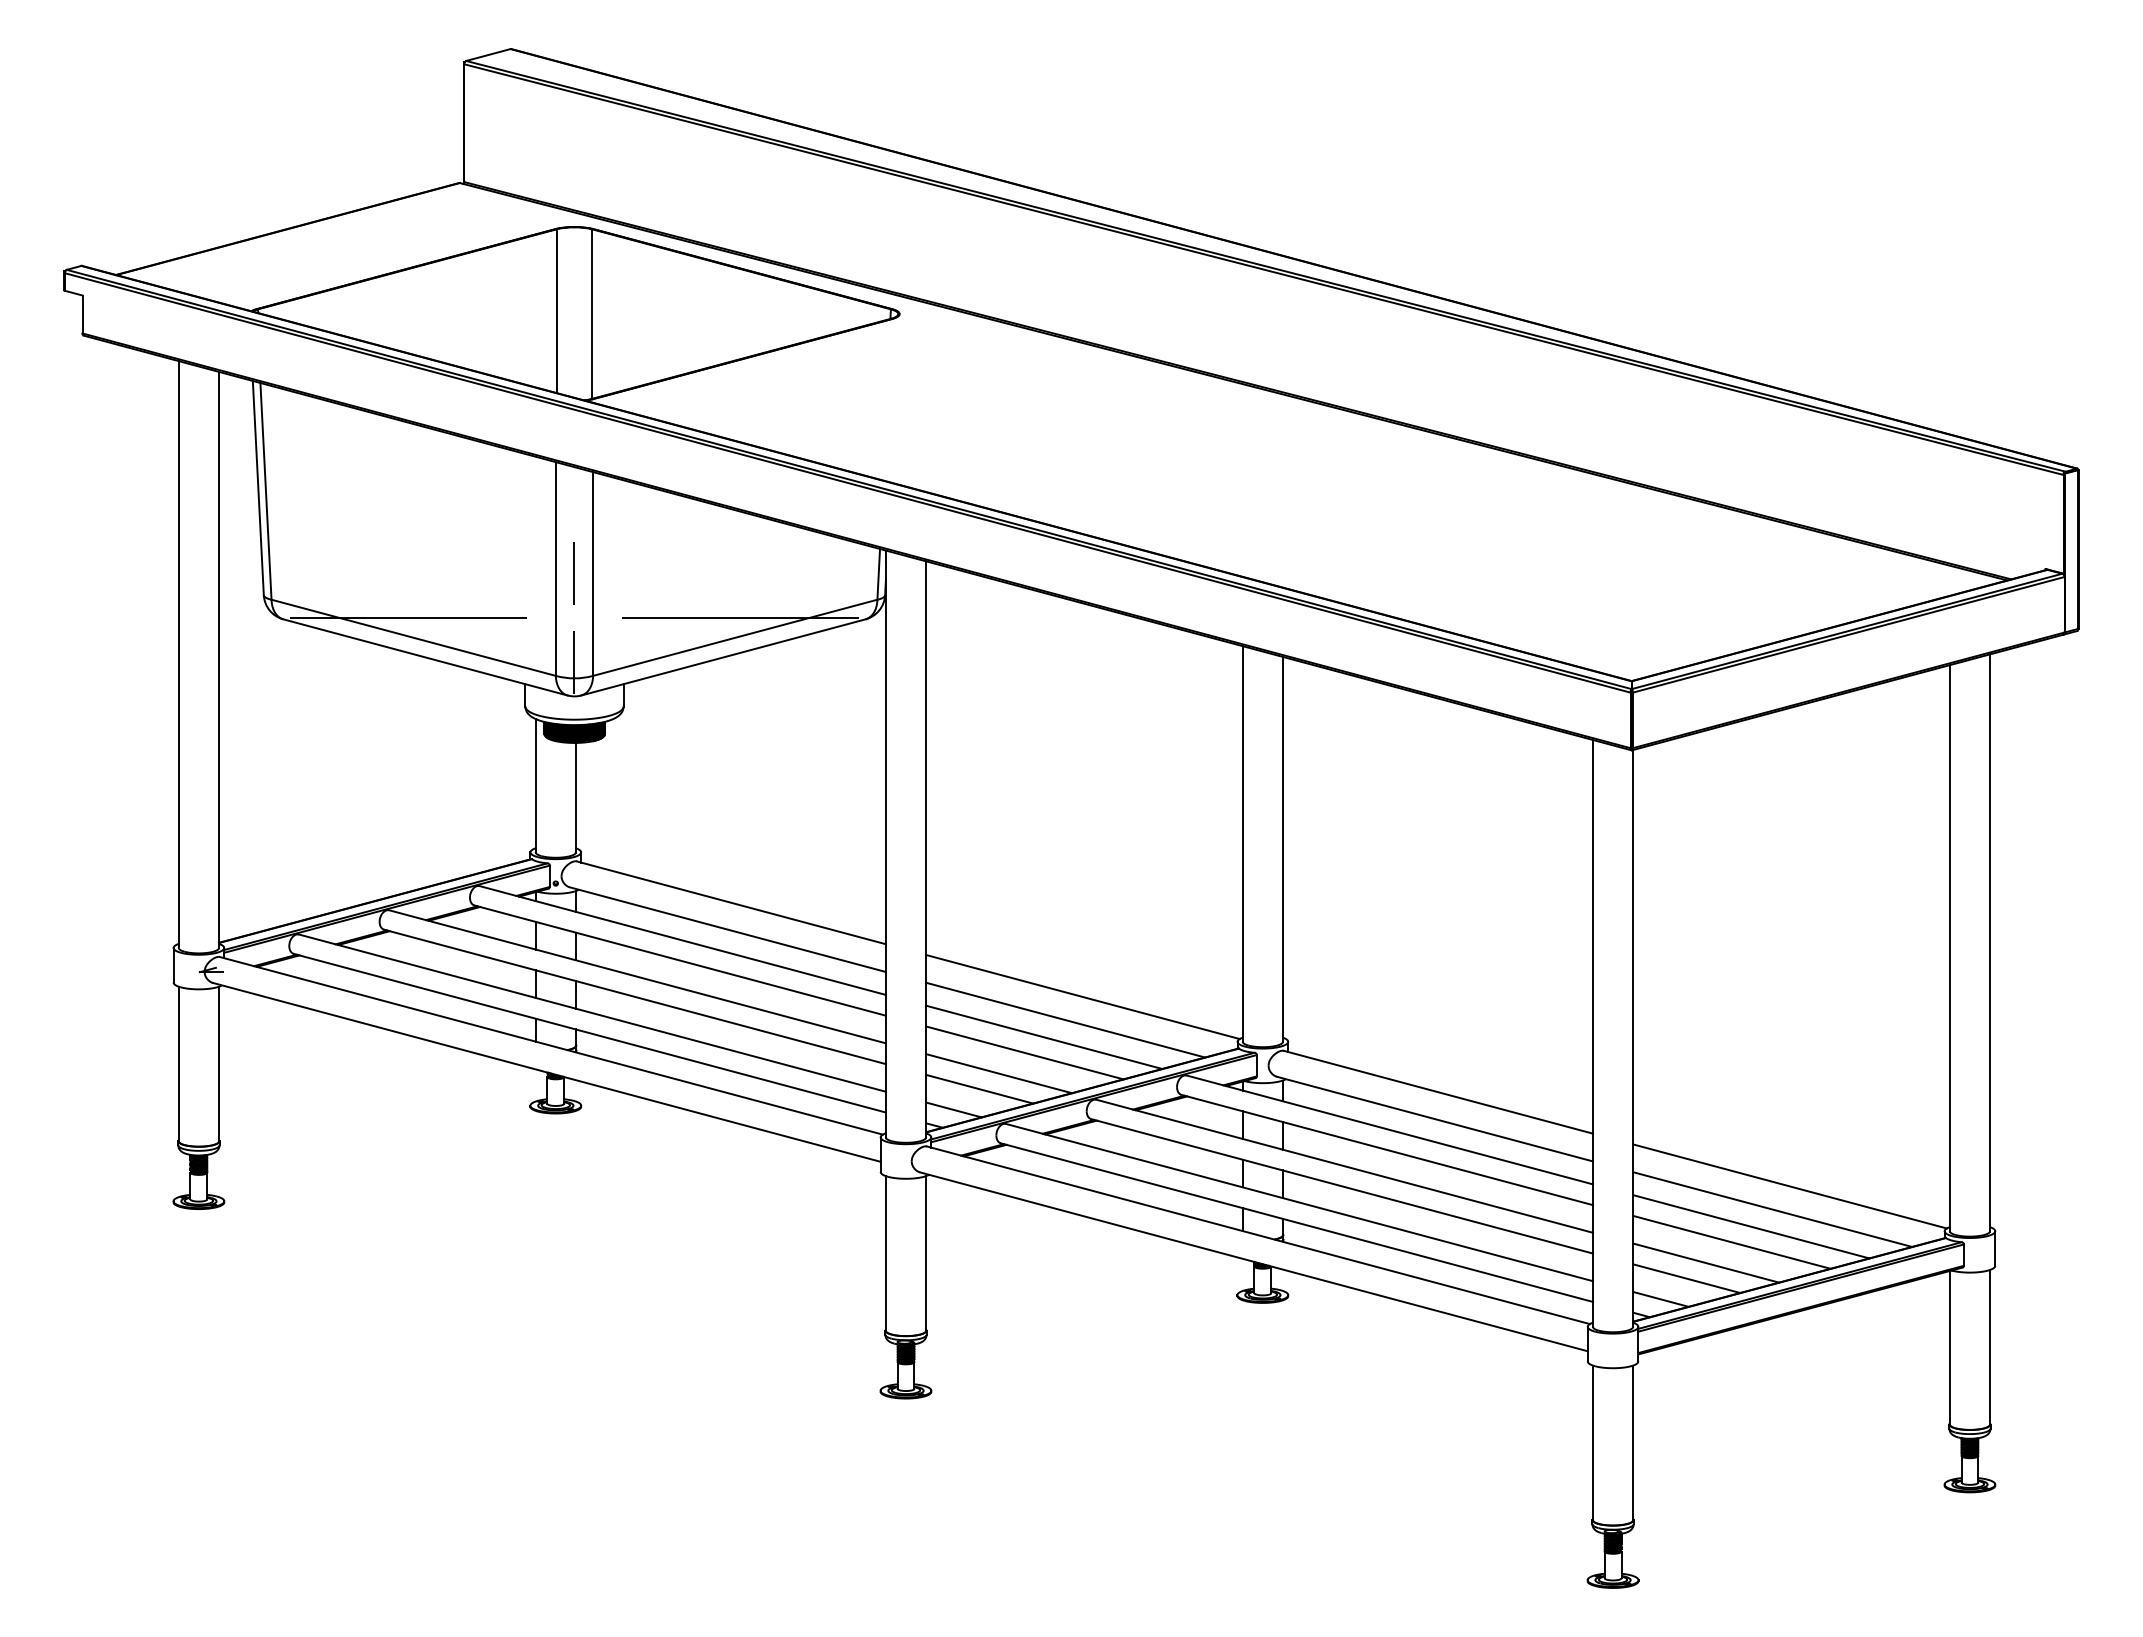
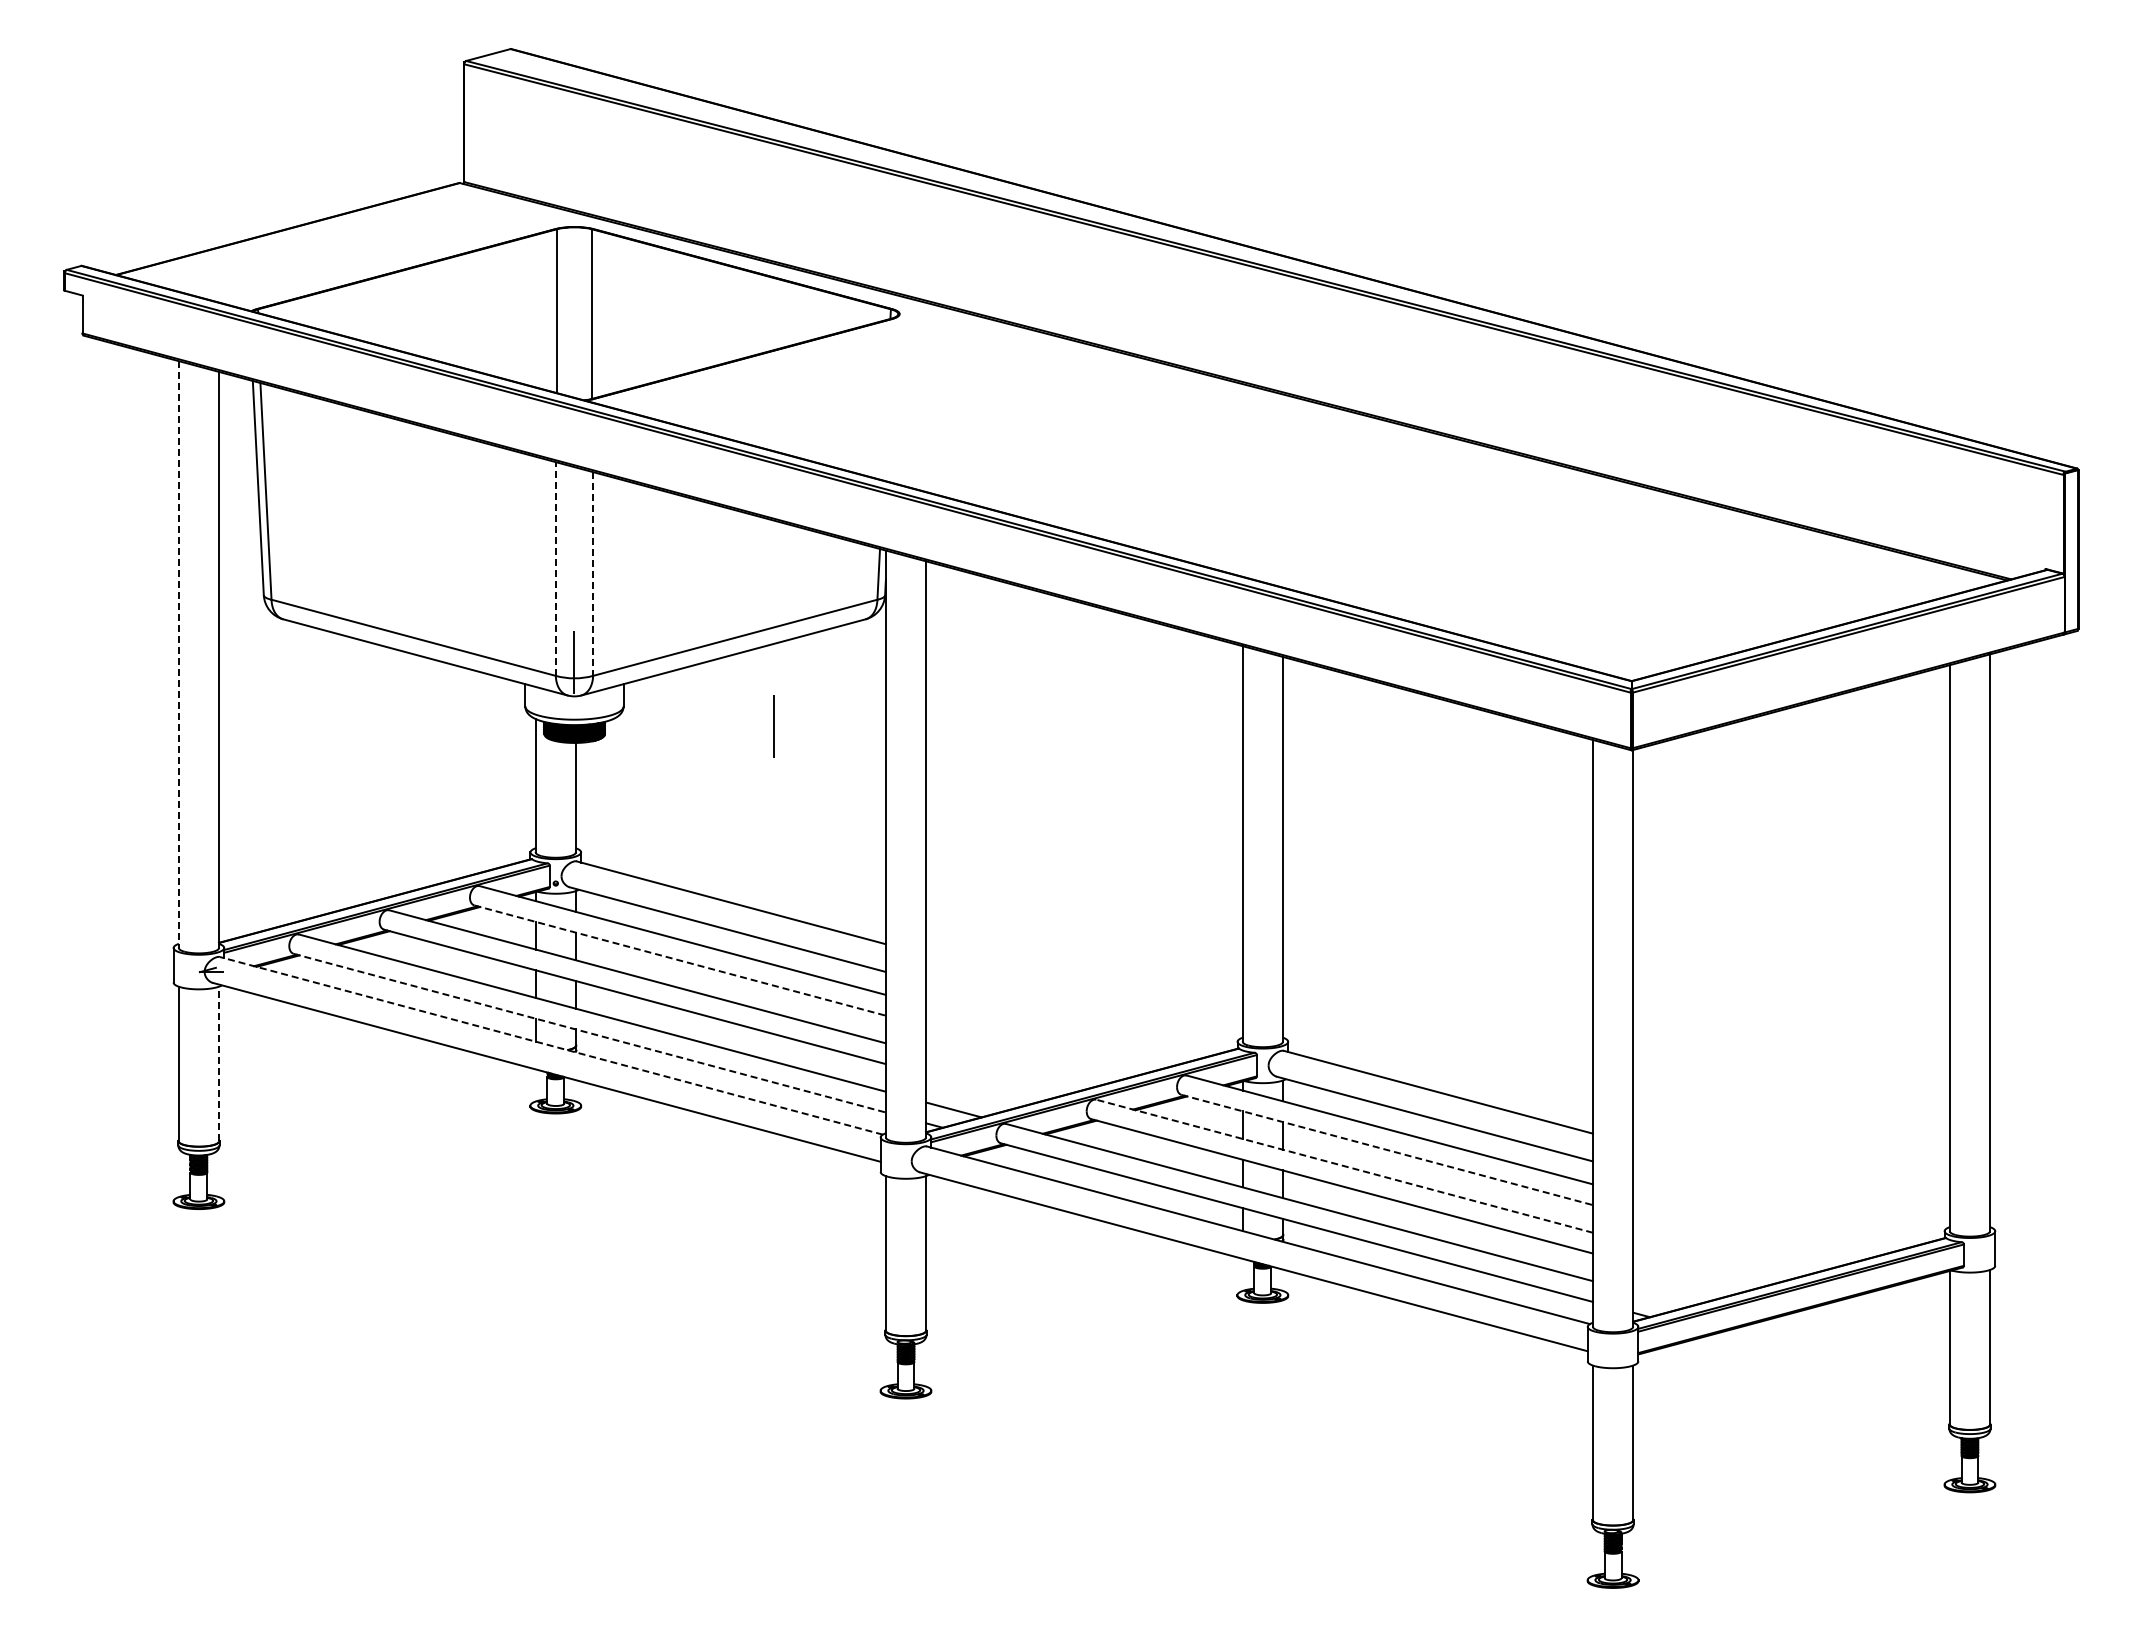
line: solid -> dashed (555, 569)
line position: (573, 573) -> (773, 726) (773, 726)
line: solid -> dashed (593, 574)
line: present -> none (408, 618)
line: present -> none (740, 618)
line: solid -> dashed (178, 654)
line: solid -> dashed (680, 960)
line: present -> none (1082, 996)
line: present -> none (1065, 1019)
line: solid -> dashed (589, 1033)
line: present -> none (1044, 1036)
line: solid -> dashed (550, 1045)
line: present -> none (1024, 1052)
line: solid -> dashed (218, 1063)
line: present -> none (998, 1073)
line: present -> none (979, 1088)
line: solid -> dashed (1387, 1150)
line: solid -> dashed (1344, 1166)
line: present -> none (1789, 1186)
line: present -> none (1772, 1209)
line: present -> none (1751, 1226)
line: present -> none (1731, 1241)
line: present -> none (1706, 1262)
line: present -> none (1686, 1278)
line: present -> none (1660, 1298)
